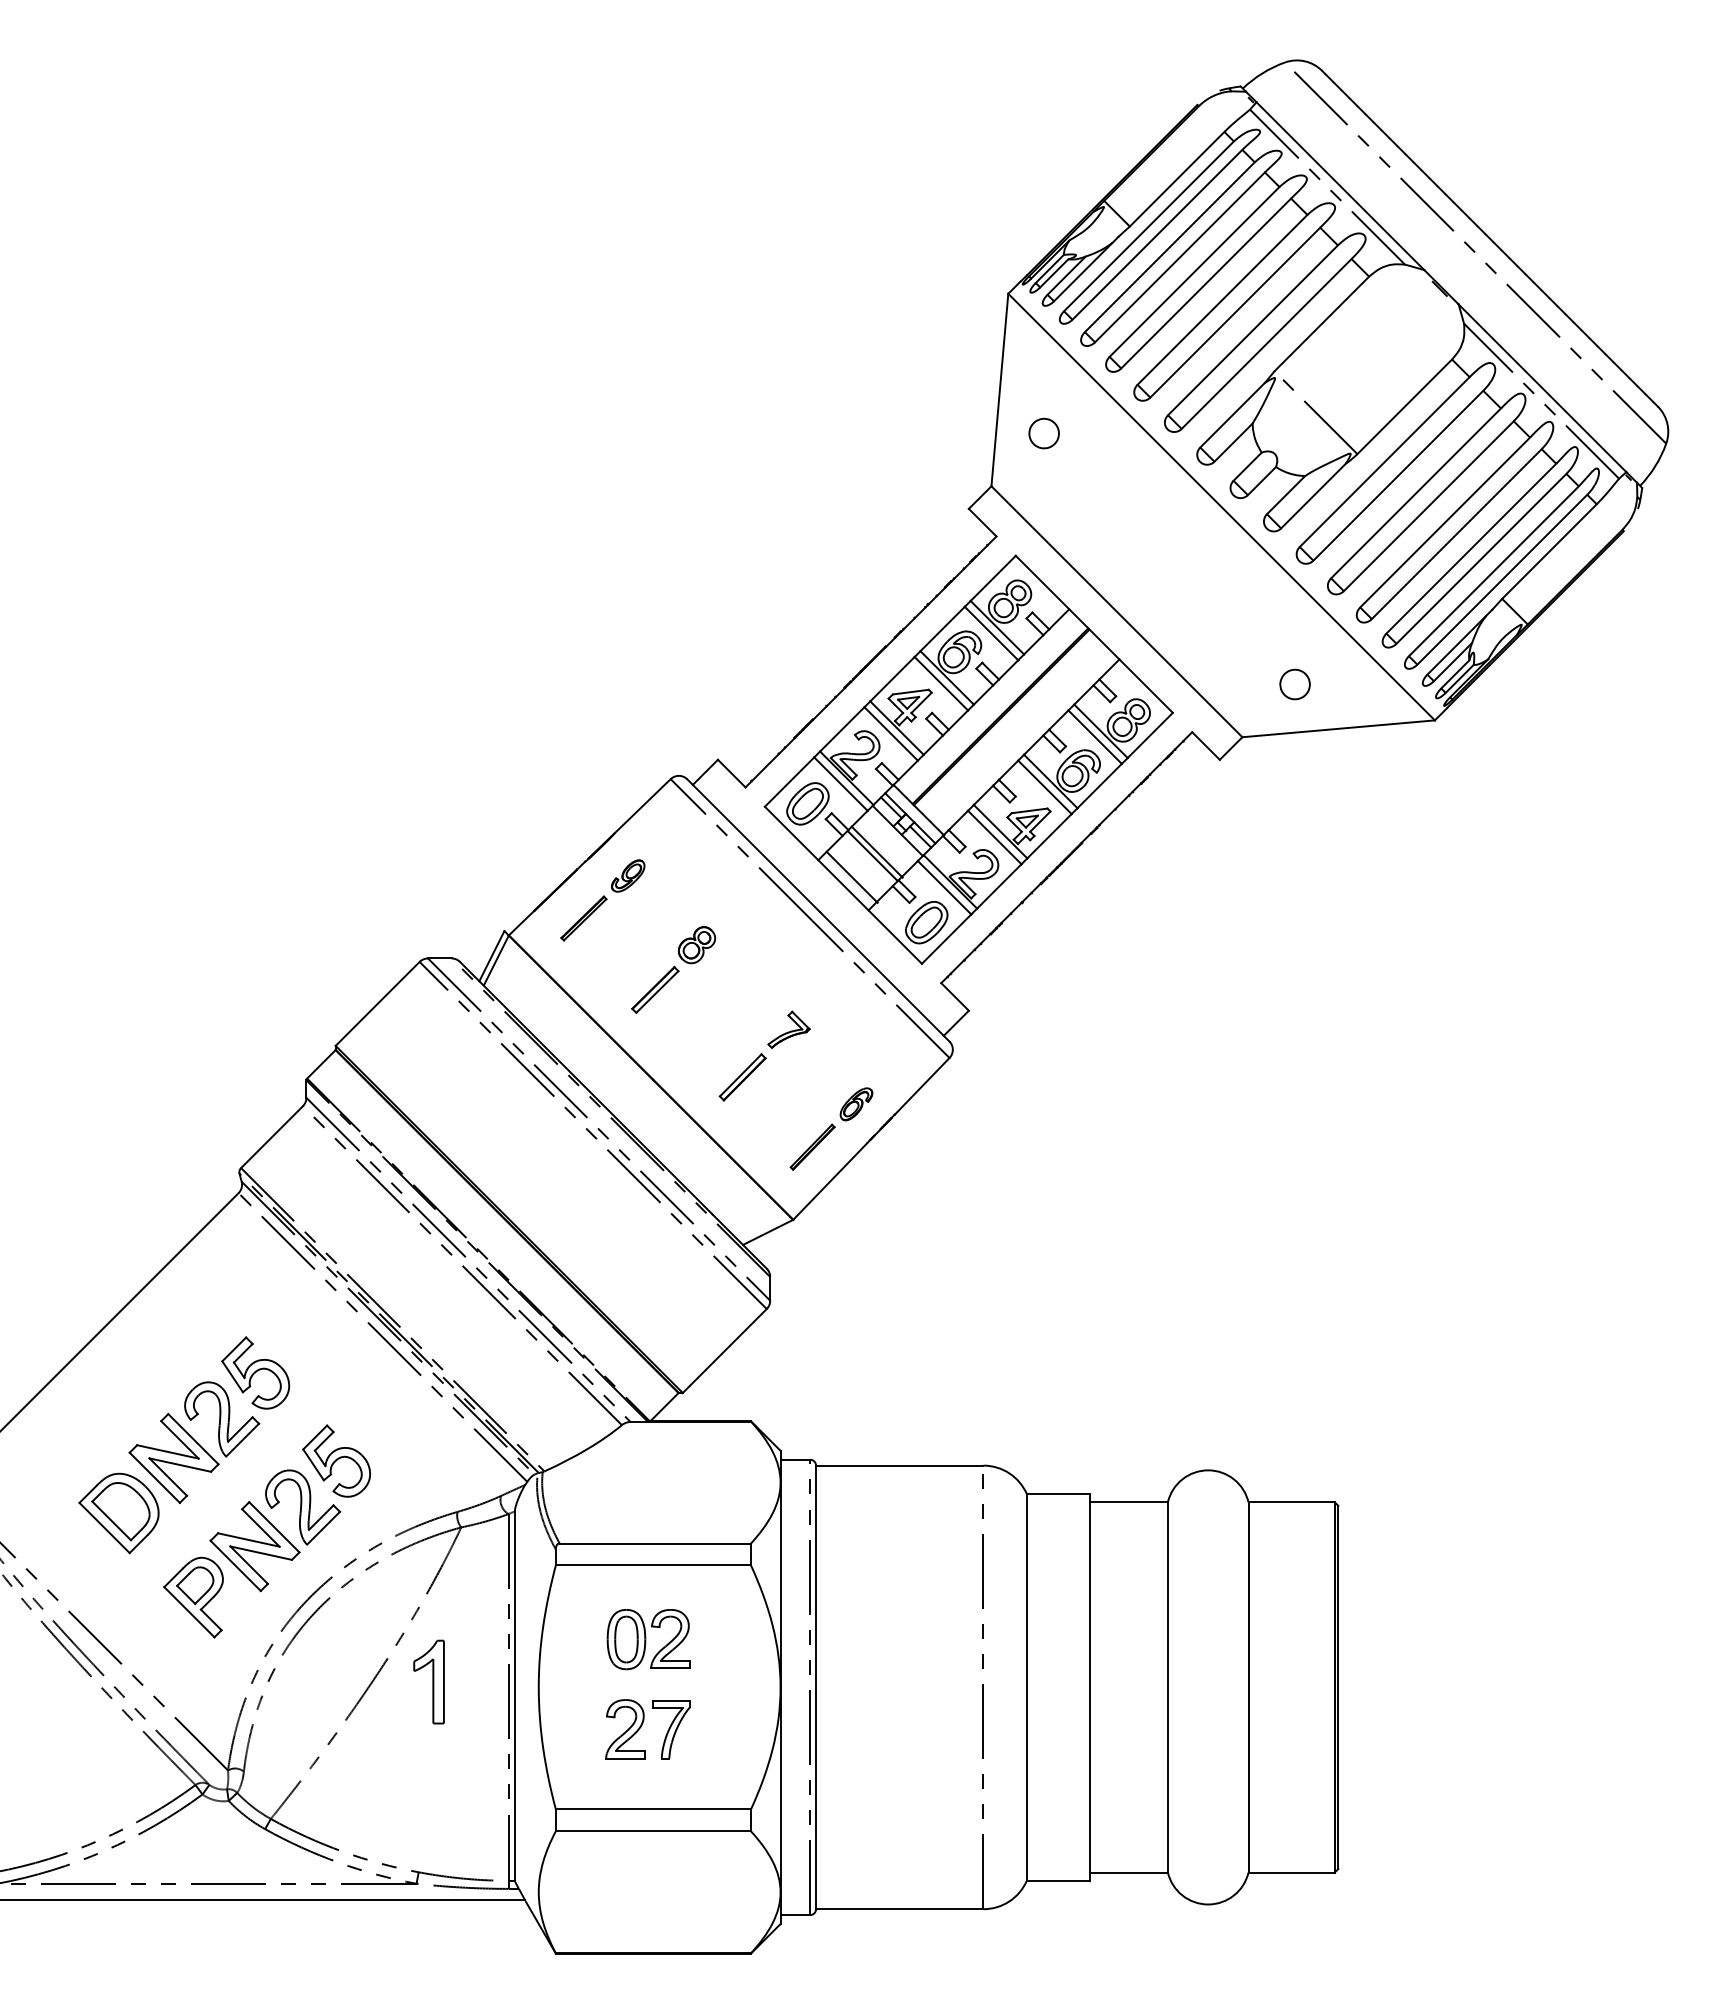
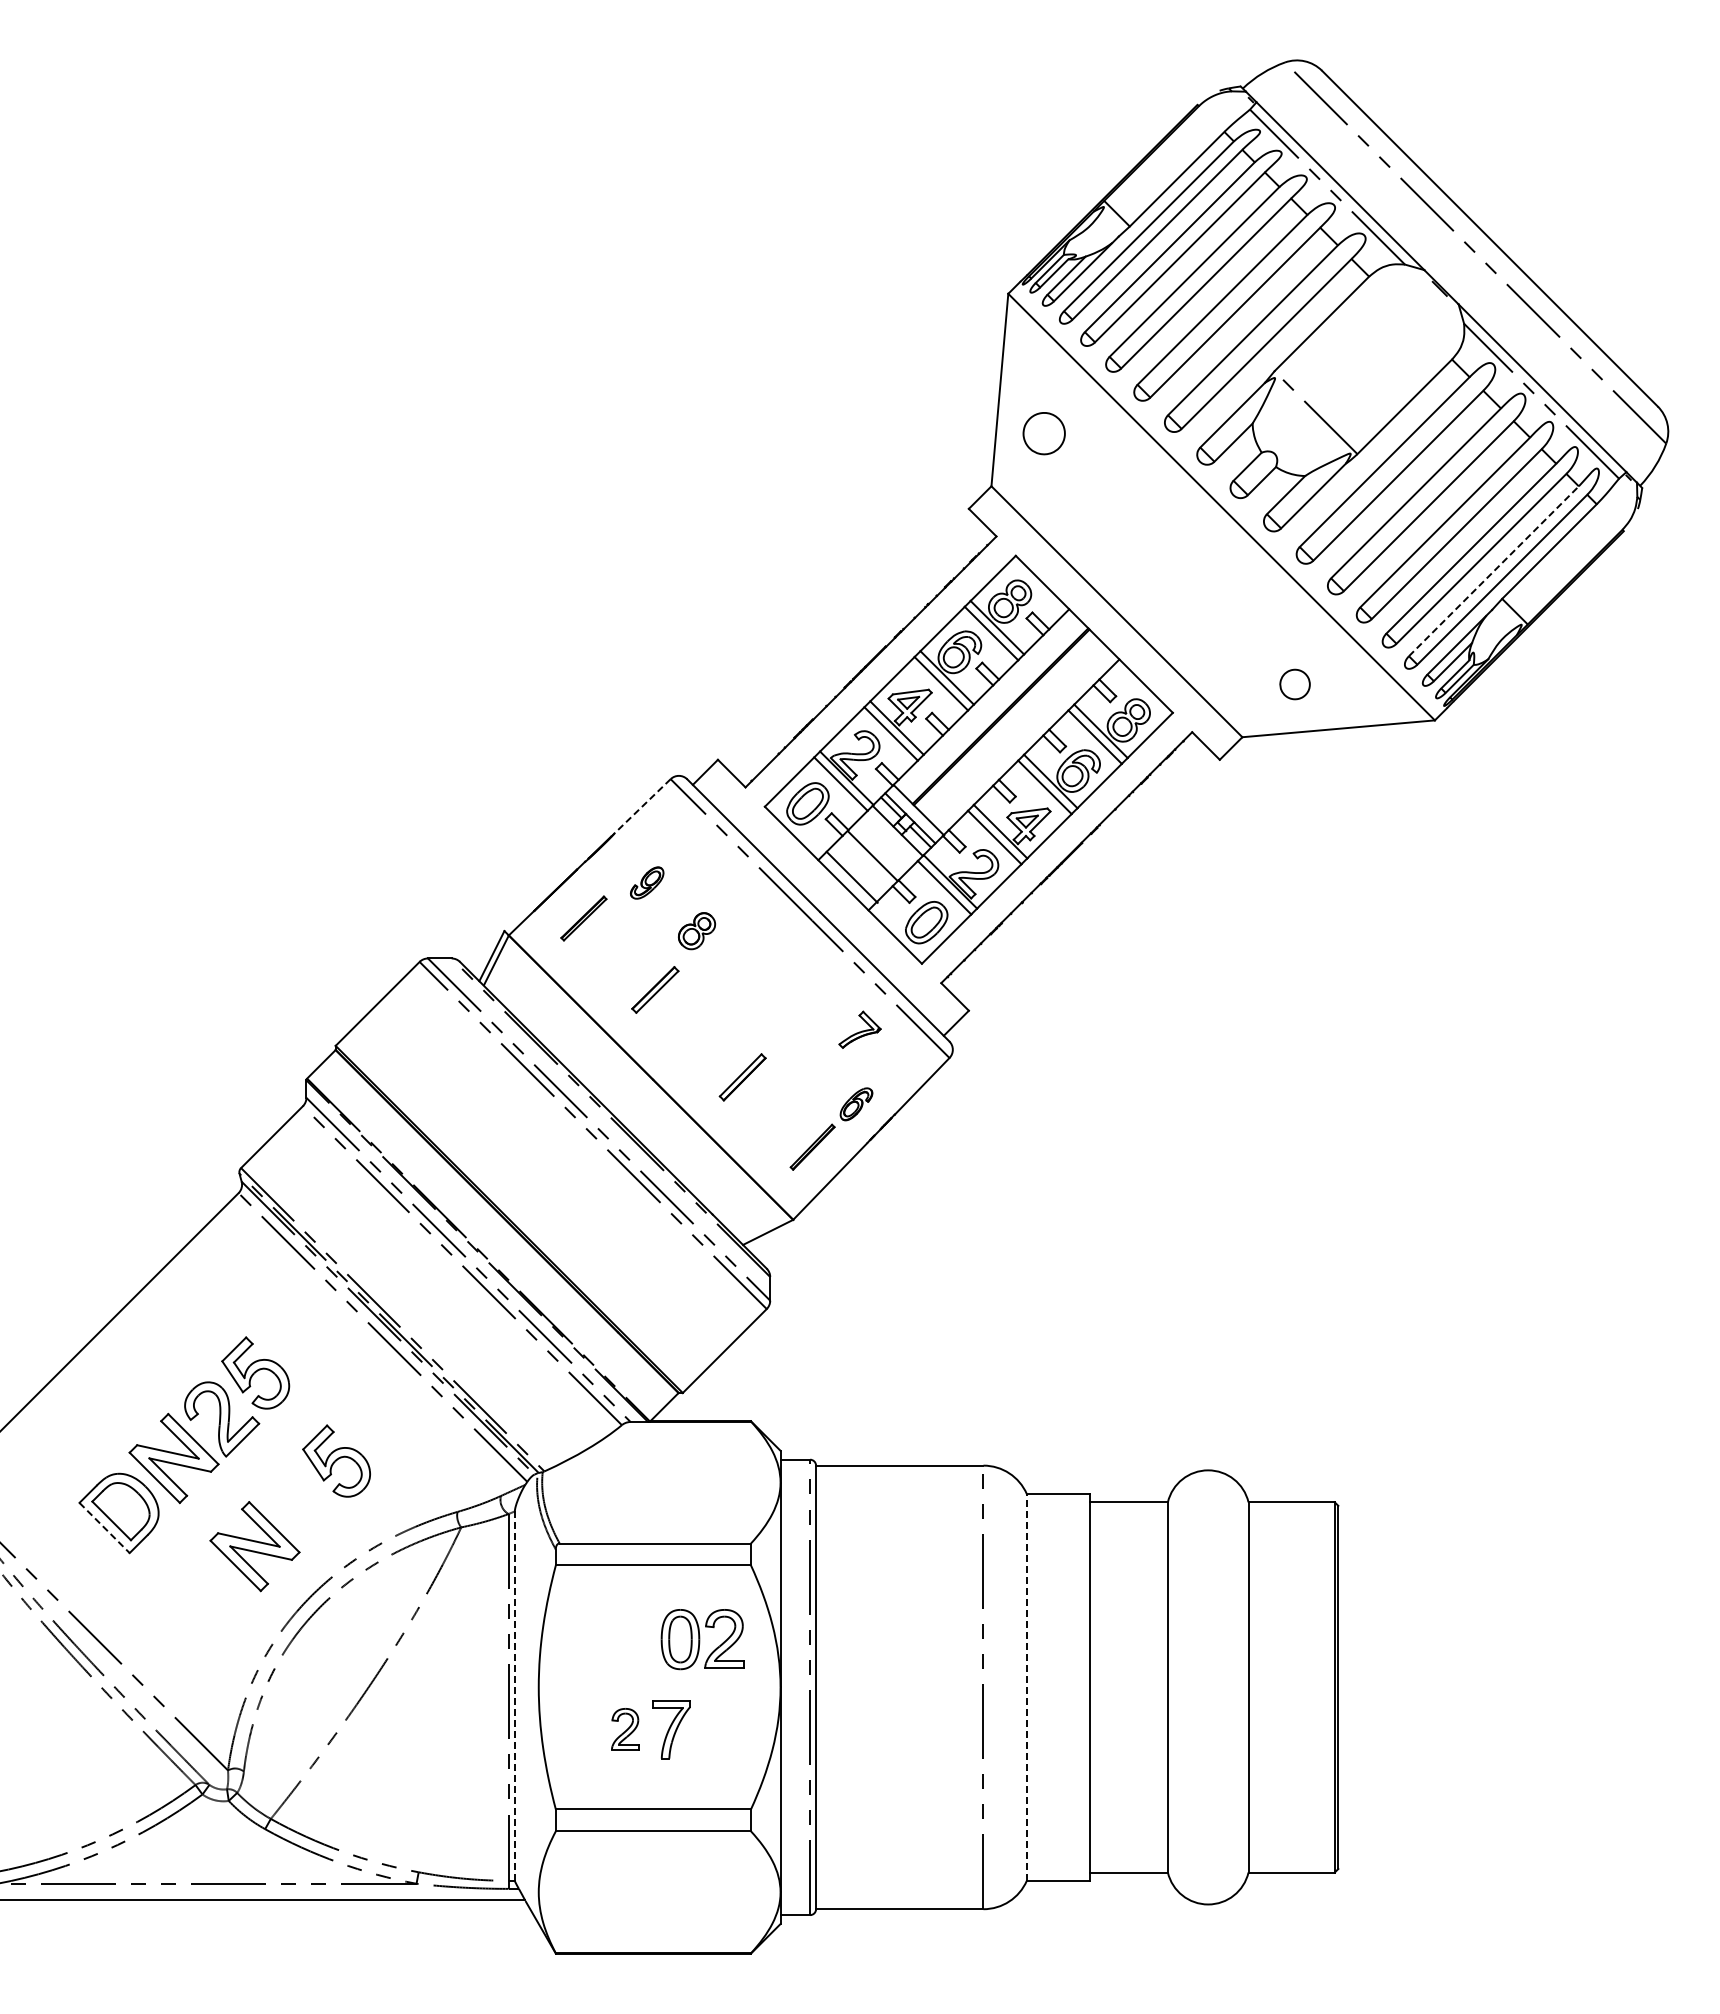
part size: 32x33 px -> 44x44 px (1043, 433)
line: solid -> dashed (1494, 570)
line: solid -> dashed (642, 806)
line: present -> none (876, 851)
part position: (628, 875) -> (647, 882) (647, 882)
part position: (697, 945) -> (697, 931) (697, 931)
part position: (788, 1029) -> (859, 1029) (859, 1029)
part: present -> none (303, 1507)
line: solid -> dashed (104, 1528)
part: present -> none (193, 1597)
part position: (648, 1639) -> (702, 1639) (702, 1639)
part: present -> none (428, 1681)
line: solid -> dashed (1026, 1686)
line: solid -> dashed (514, 1696)
part size: 41x61 px -> 29x43 px (625, 1729)
